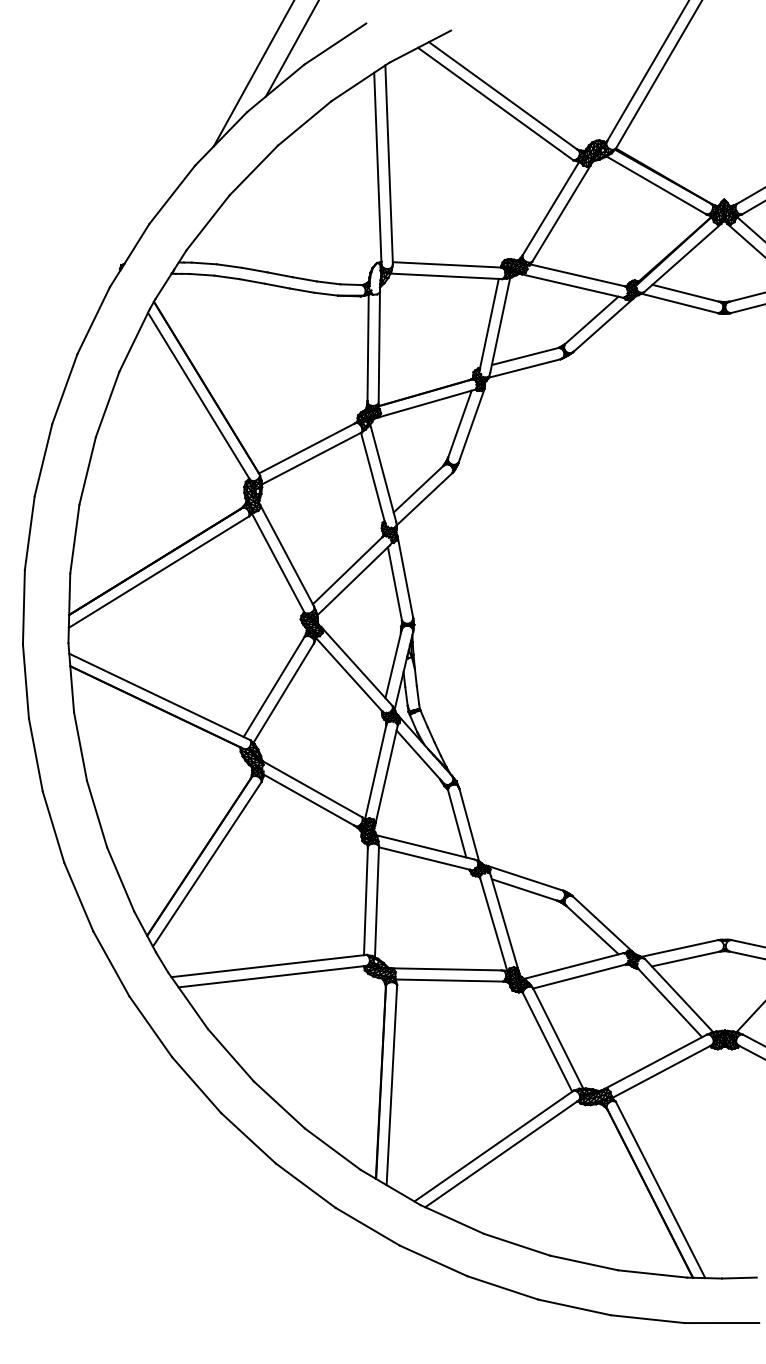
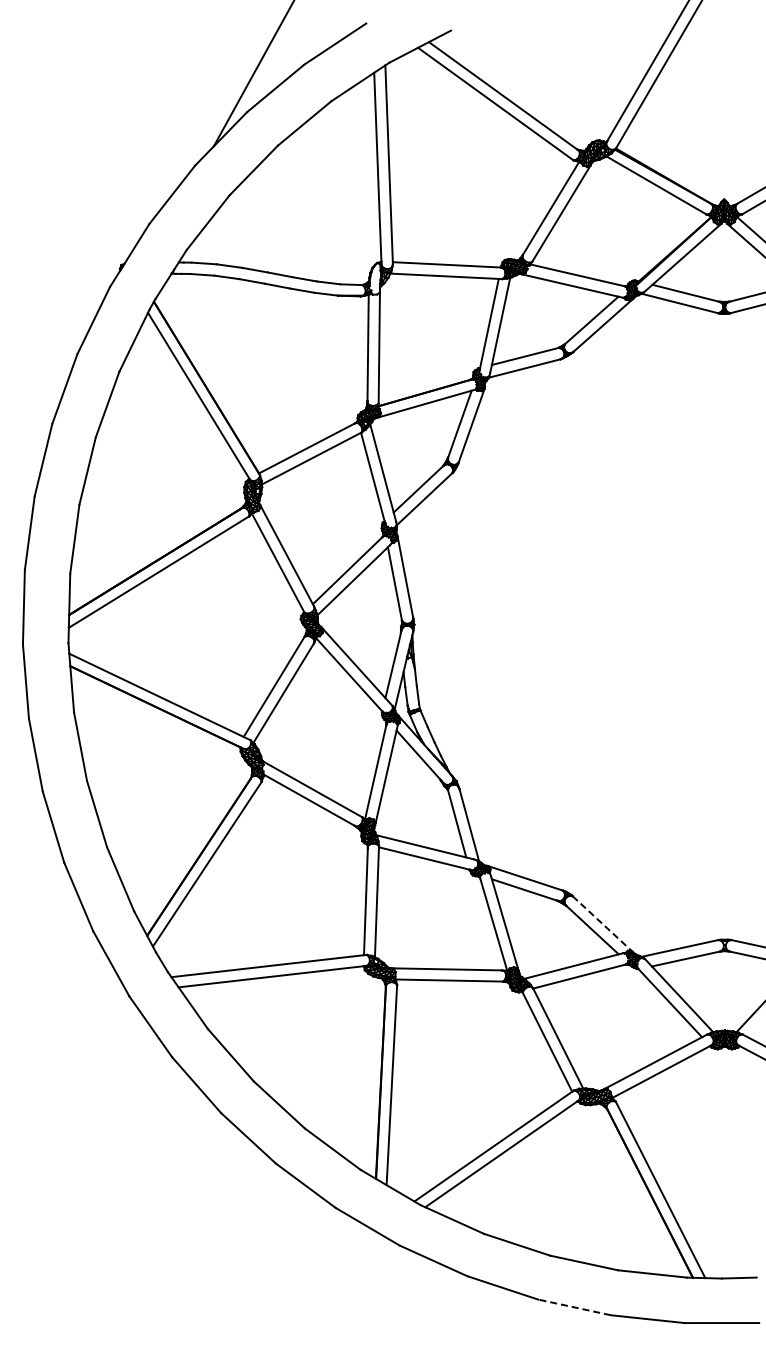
line: present -> none (291, 49)
line: solid -> dashed (602, 923)
line: solid -> dashed (574, 1307)
